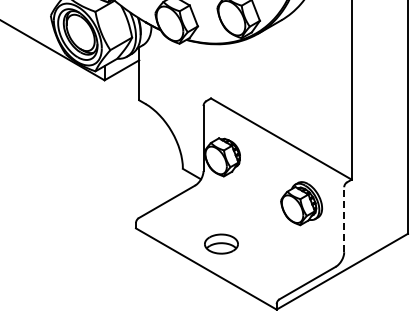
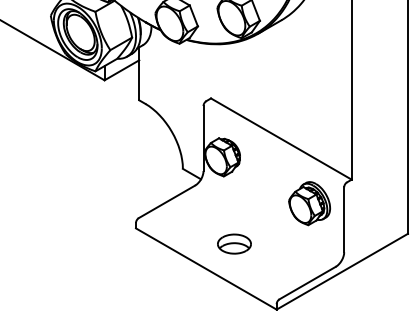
part position: (301, 203) -> (309, 203) (309, 203)
line: dashed -> solid (344, 219)
part position: (221, 243) -> (234, 243) (234, 243)
